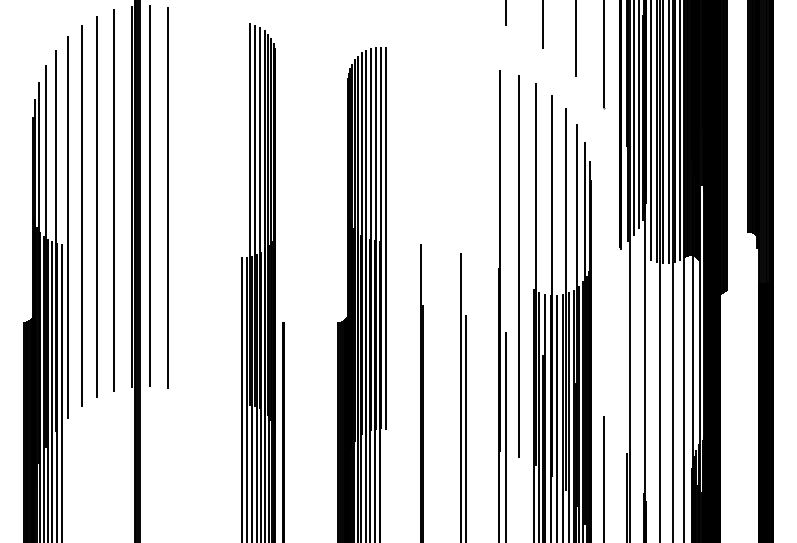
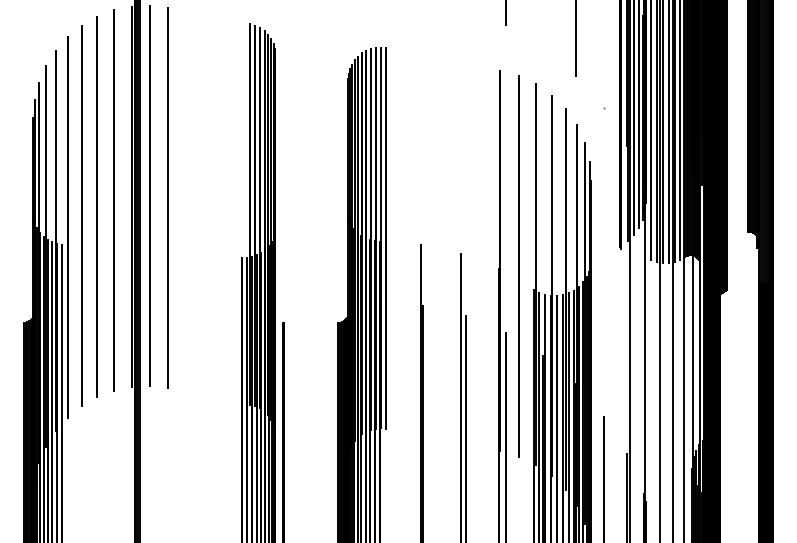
line: present -> none (542, 25)
line: present -> none (604, 55)
